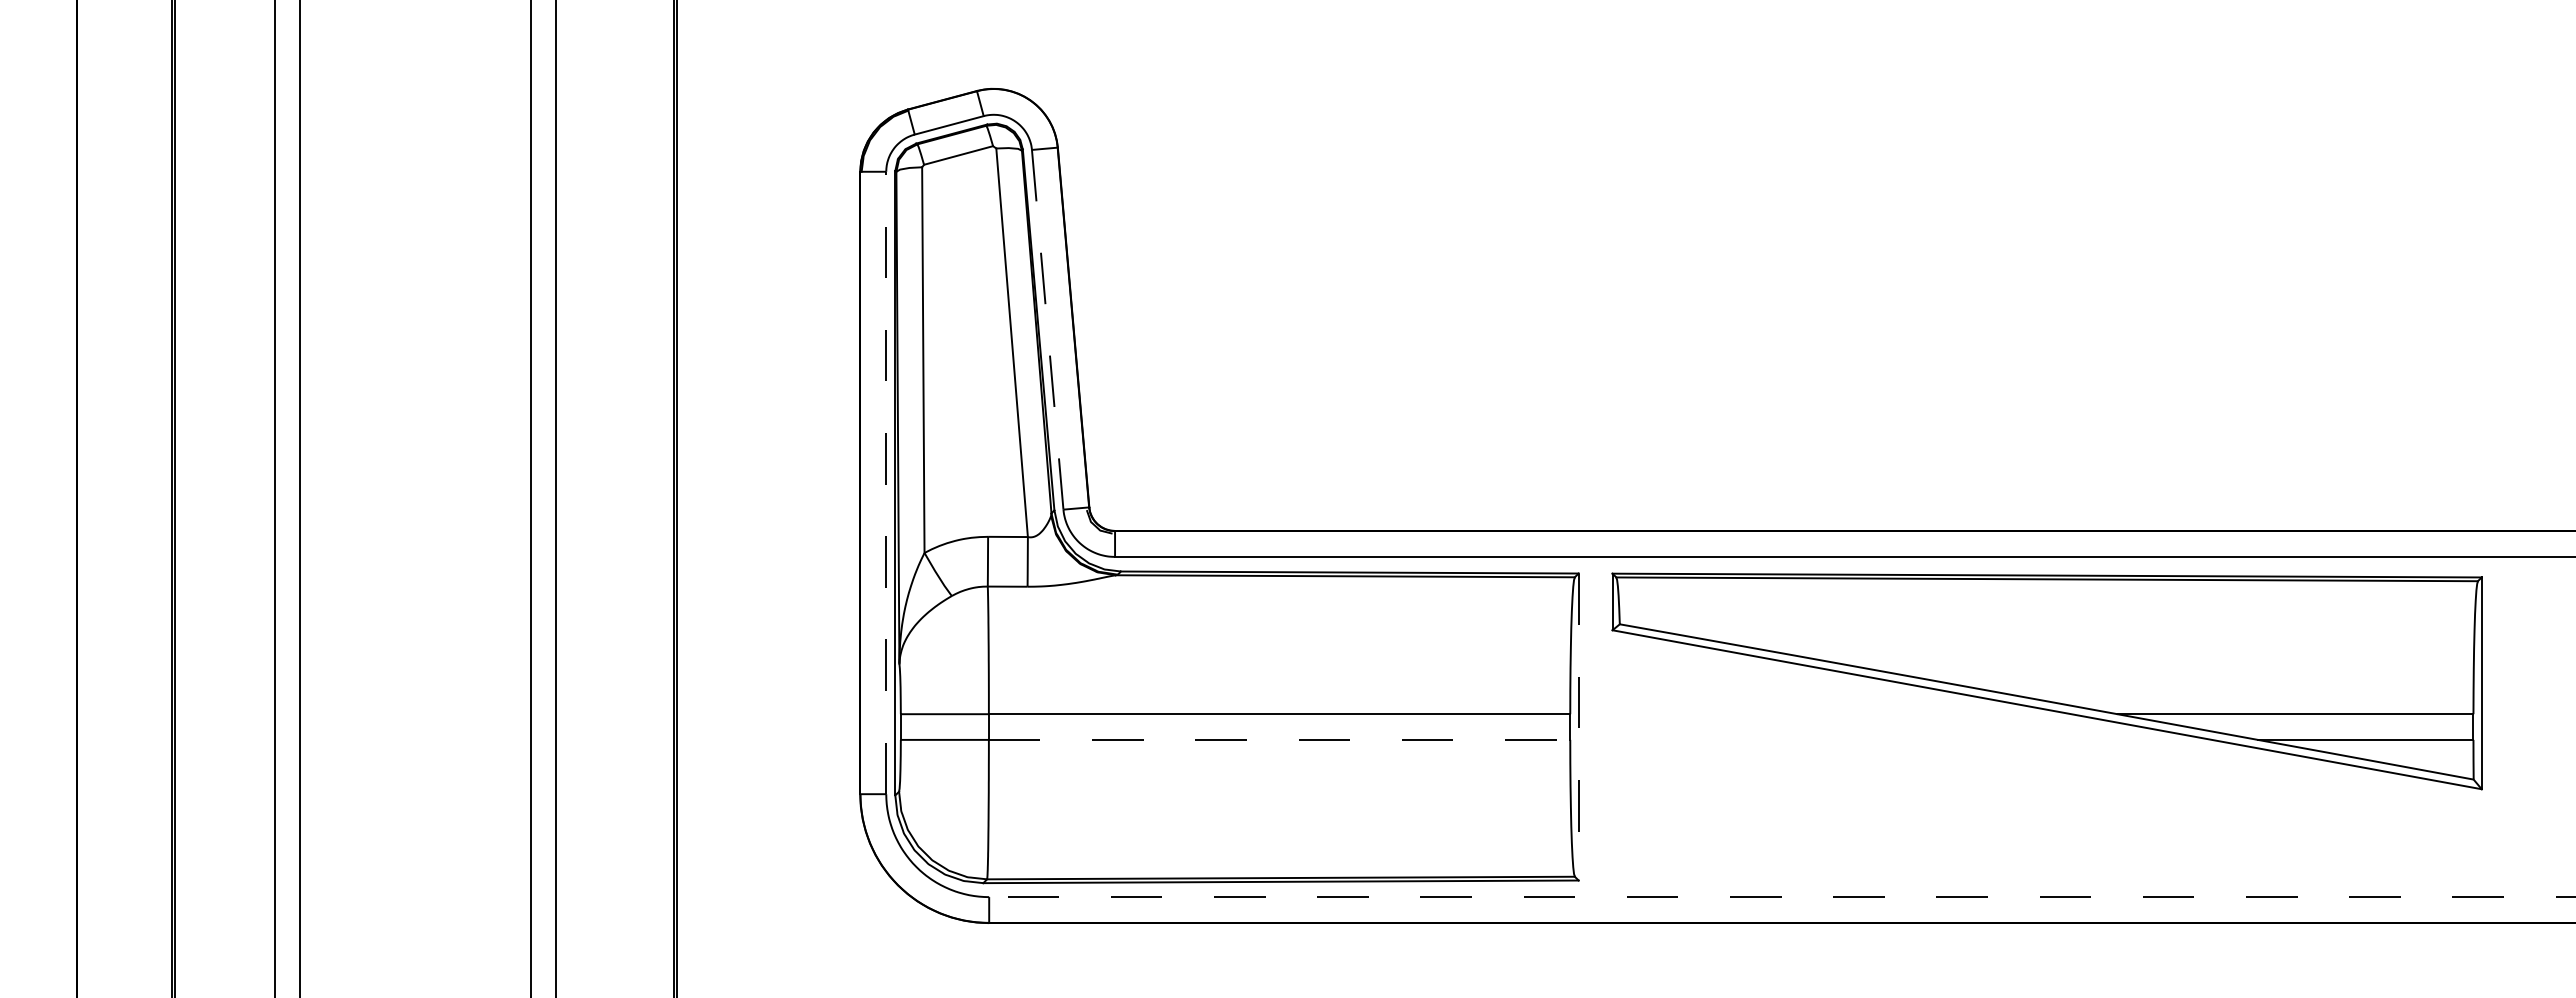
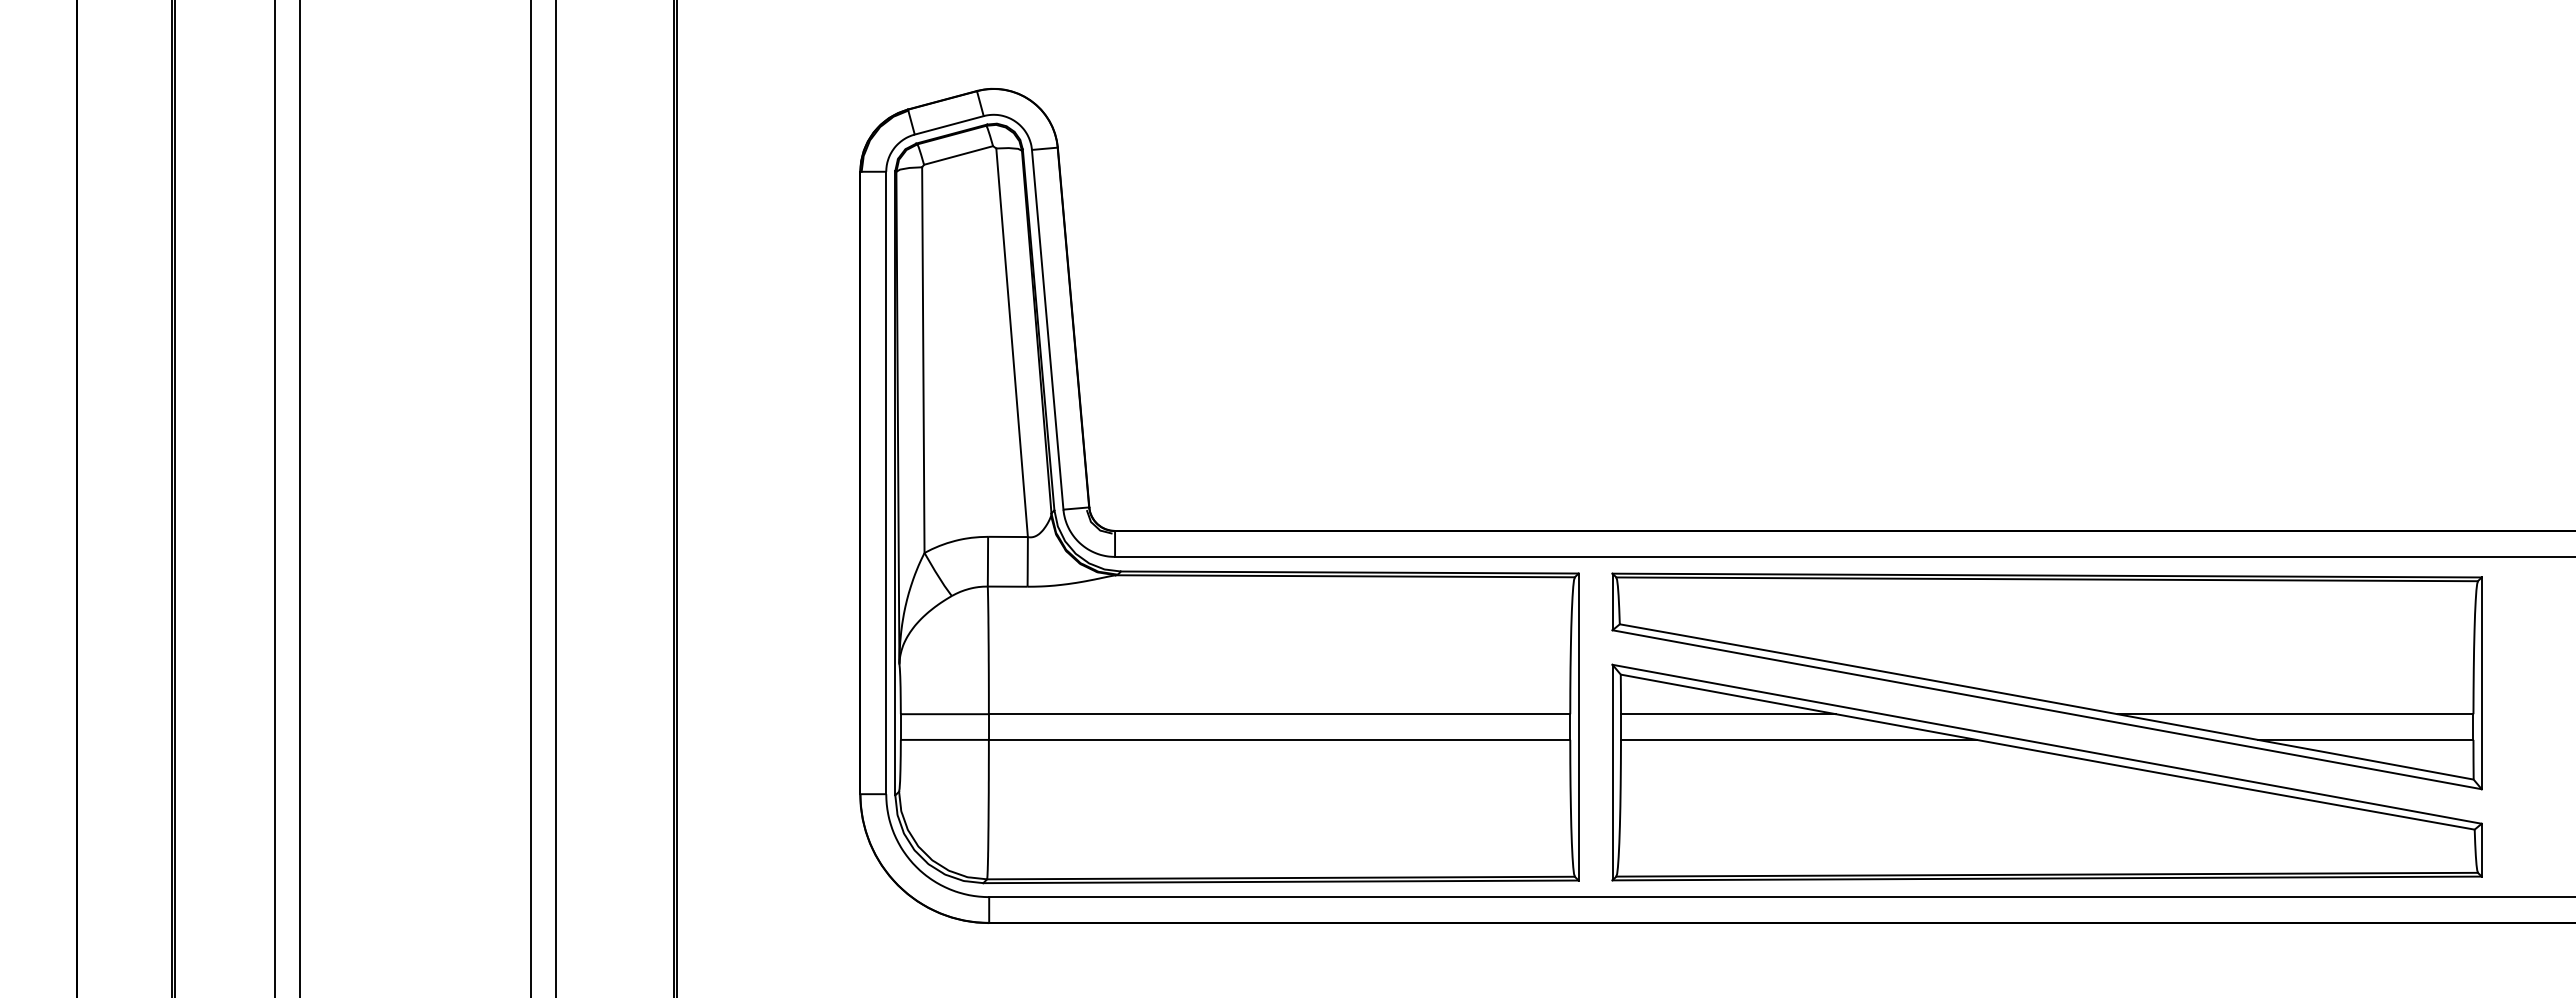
line: dashed -> solid (1047, 329)
line: dashed -> solid (886, 482)
line: dashed -> solid (1578, 727)
line: dashed -> solid (1279, 739)
part: none -> present (2046, 772)
line: dashed -> solid (1782, 897)
